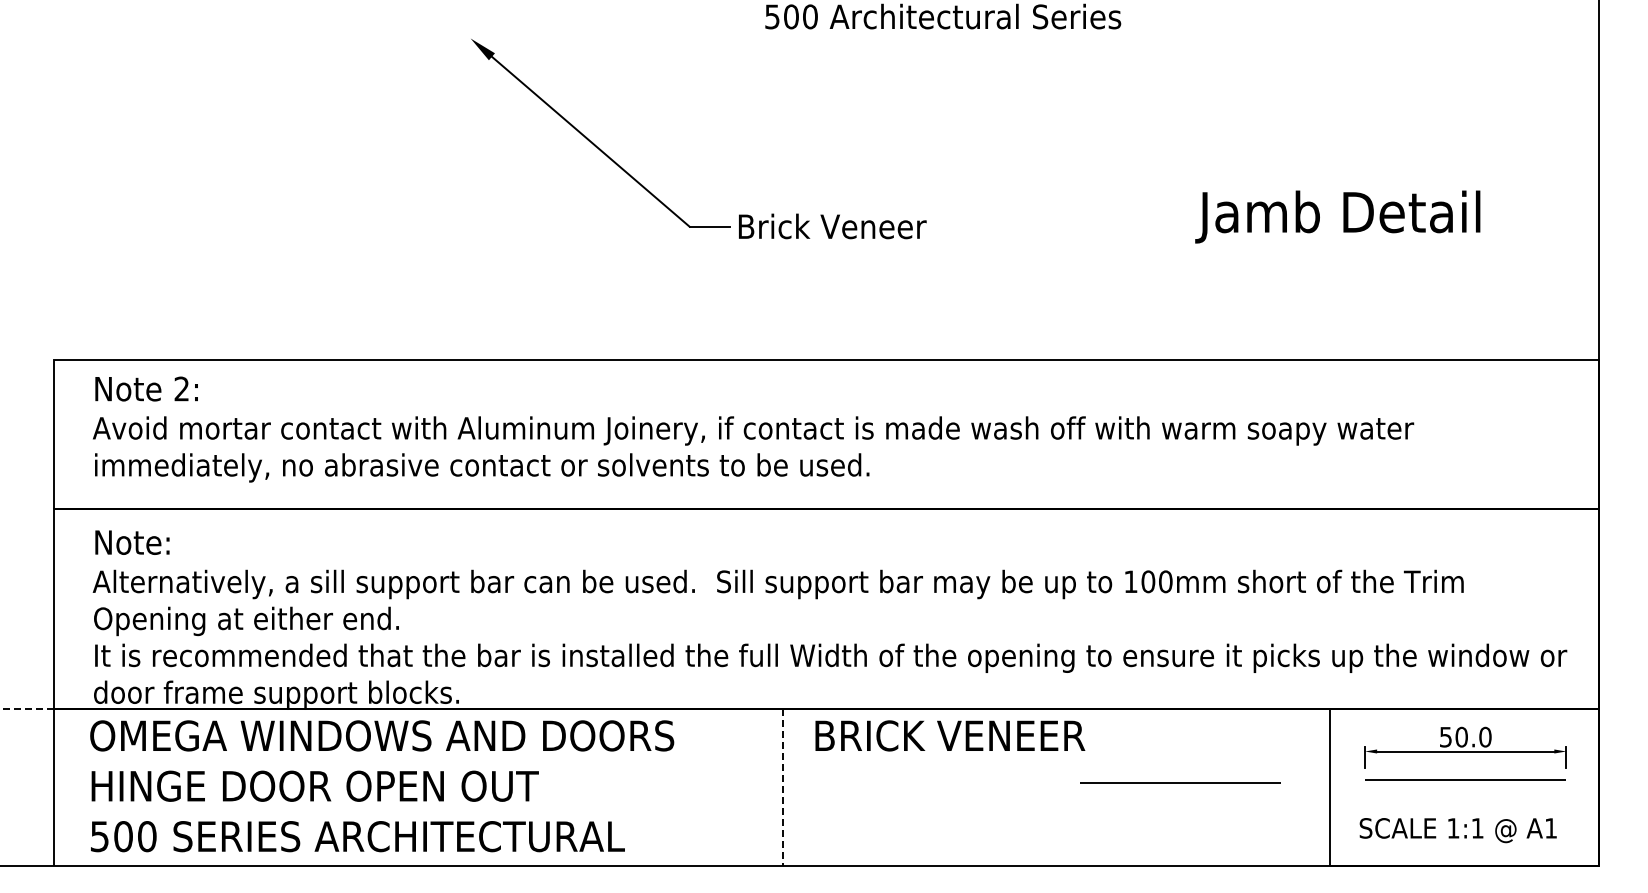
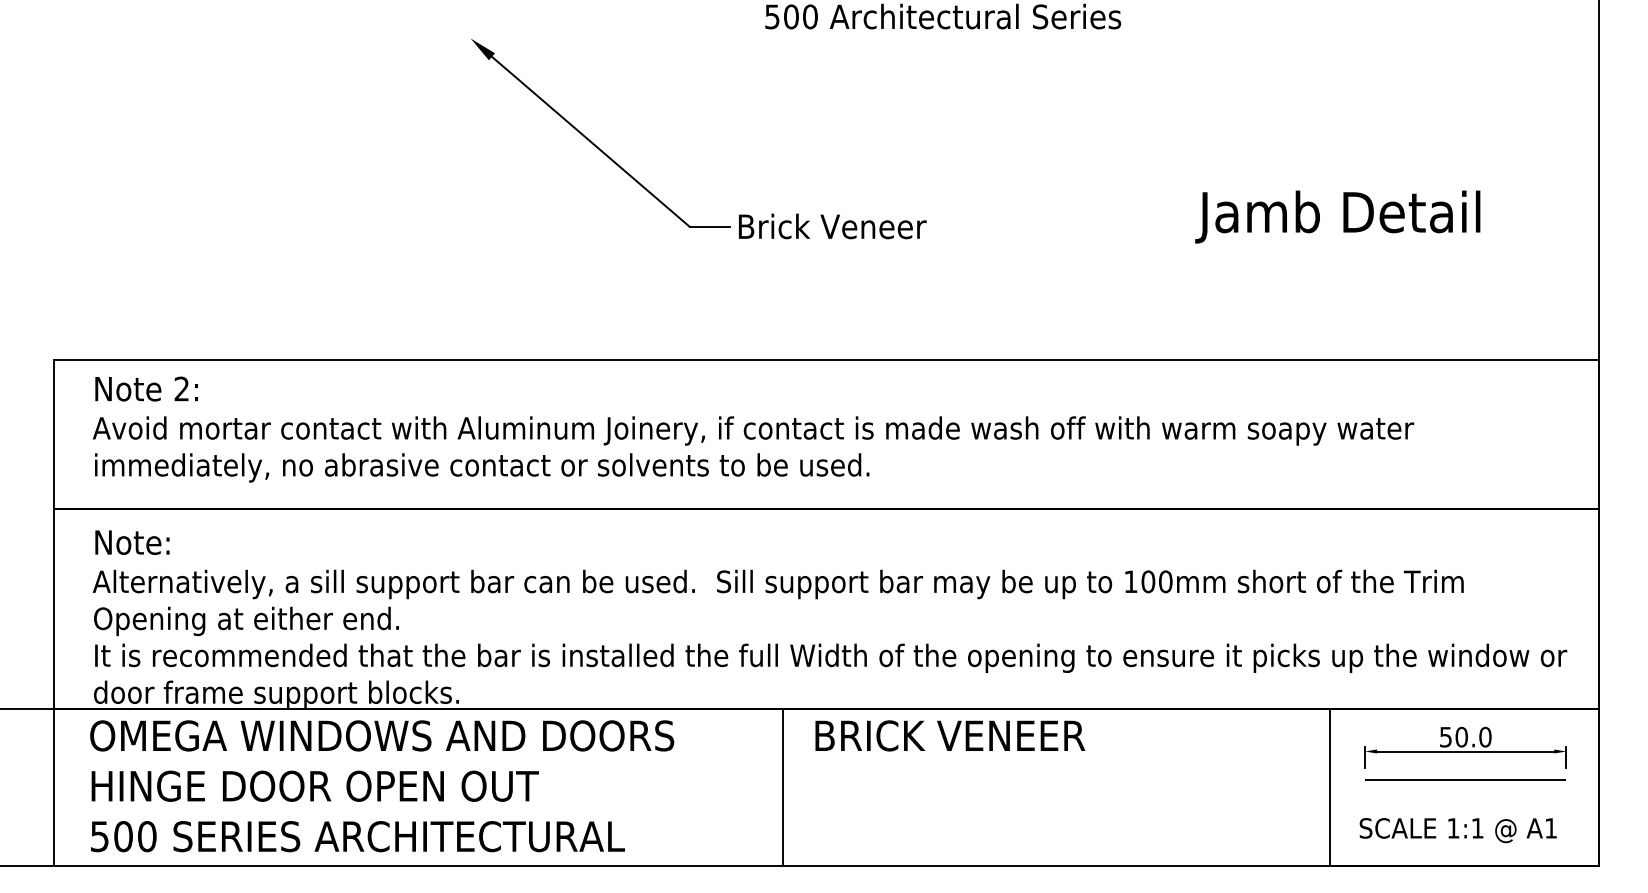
line: dashed -> solid (26, 709)
line: present -> none (1180, 782)
line: dashed -> solid (782, 787)
